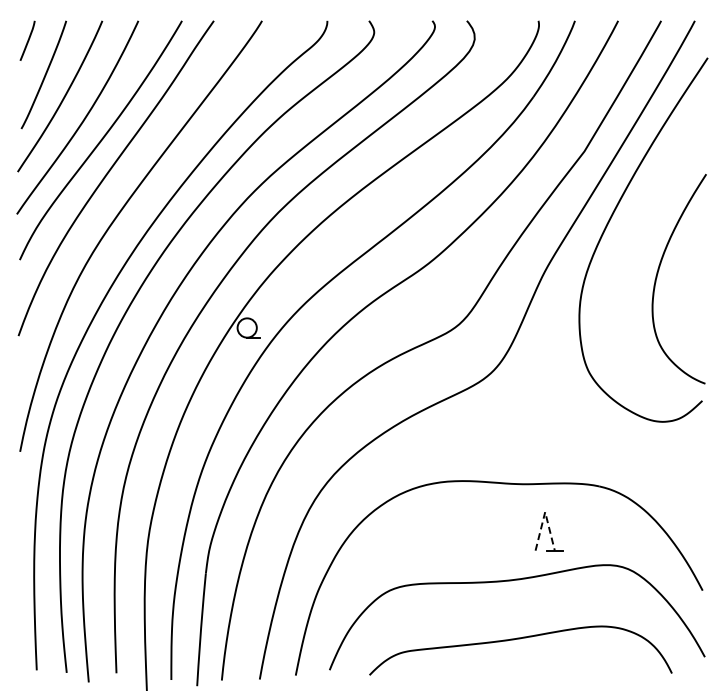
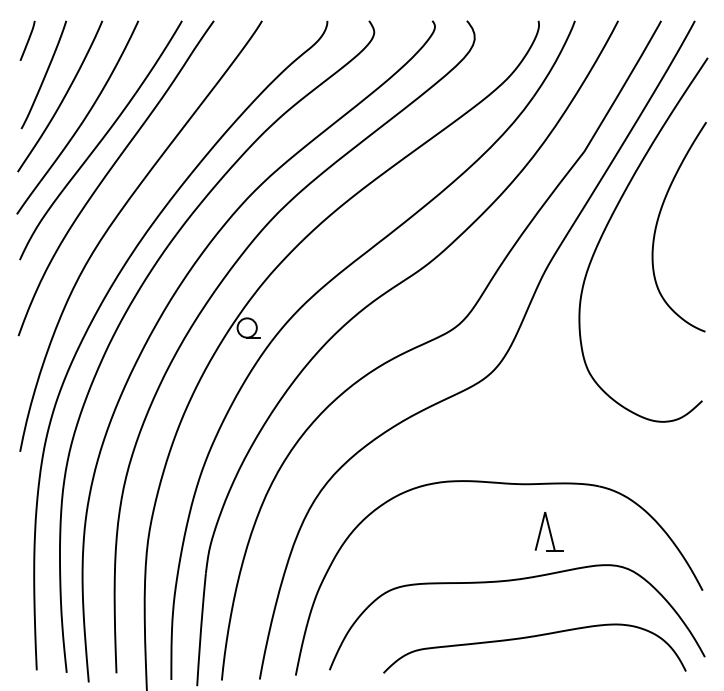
curve position: (658, 273) -> (658, 221) (658, 221)
line: dashed -> solid (545, 512)
curve position: (520, 639) -> (534, 637) (534, 637)
